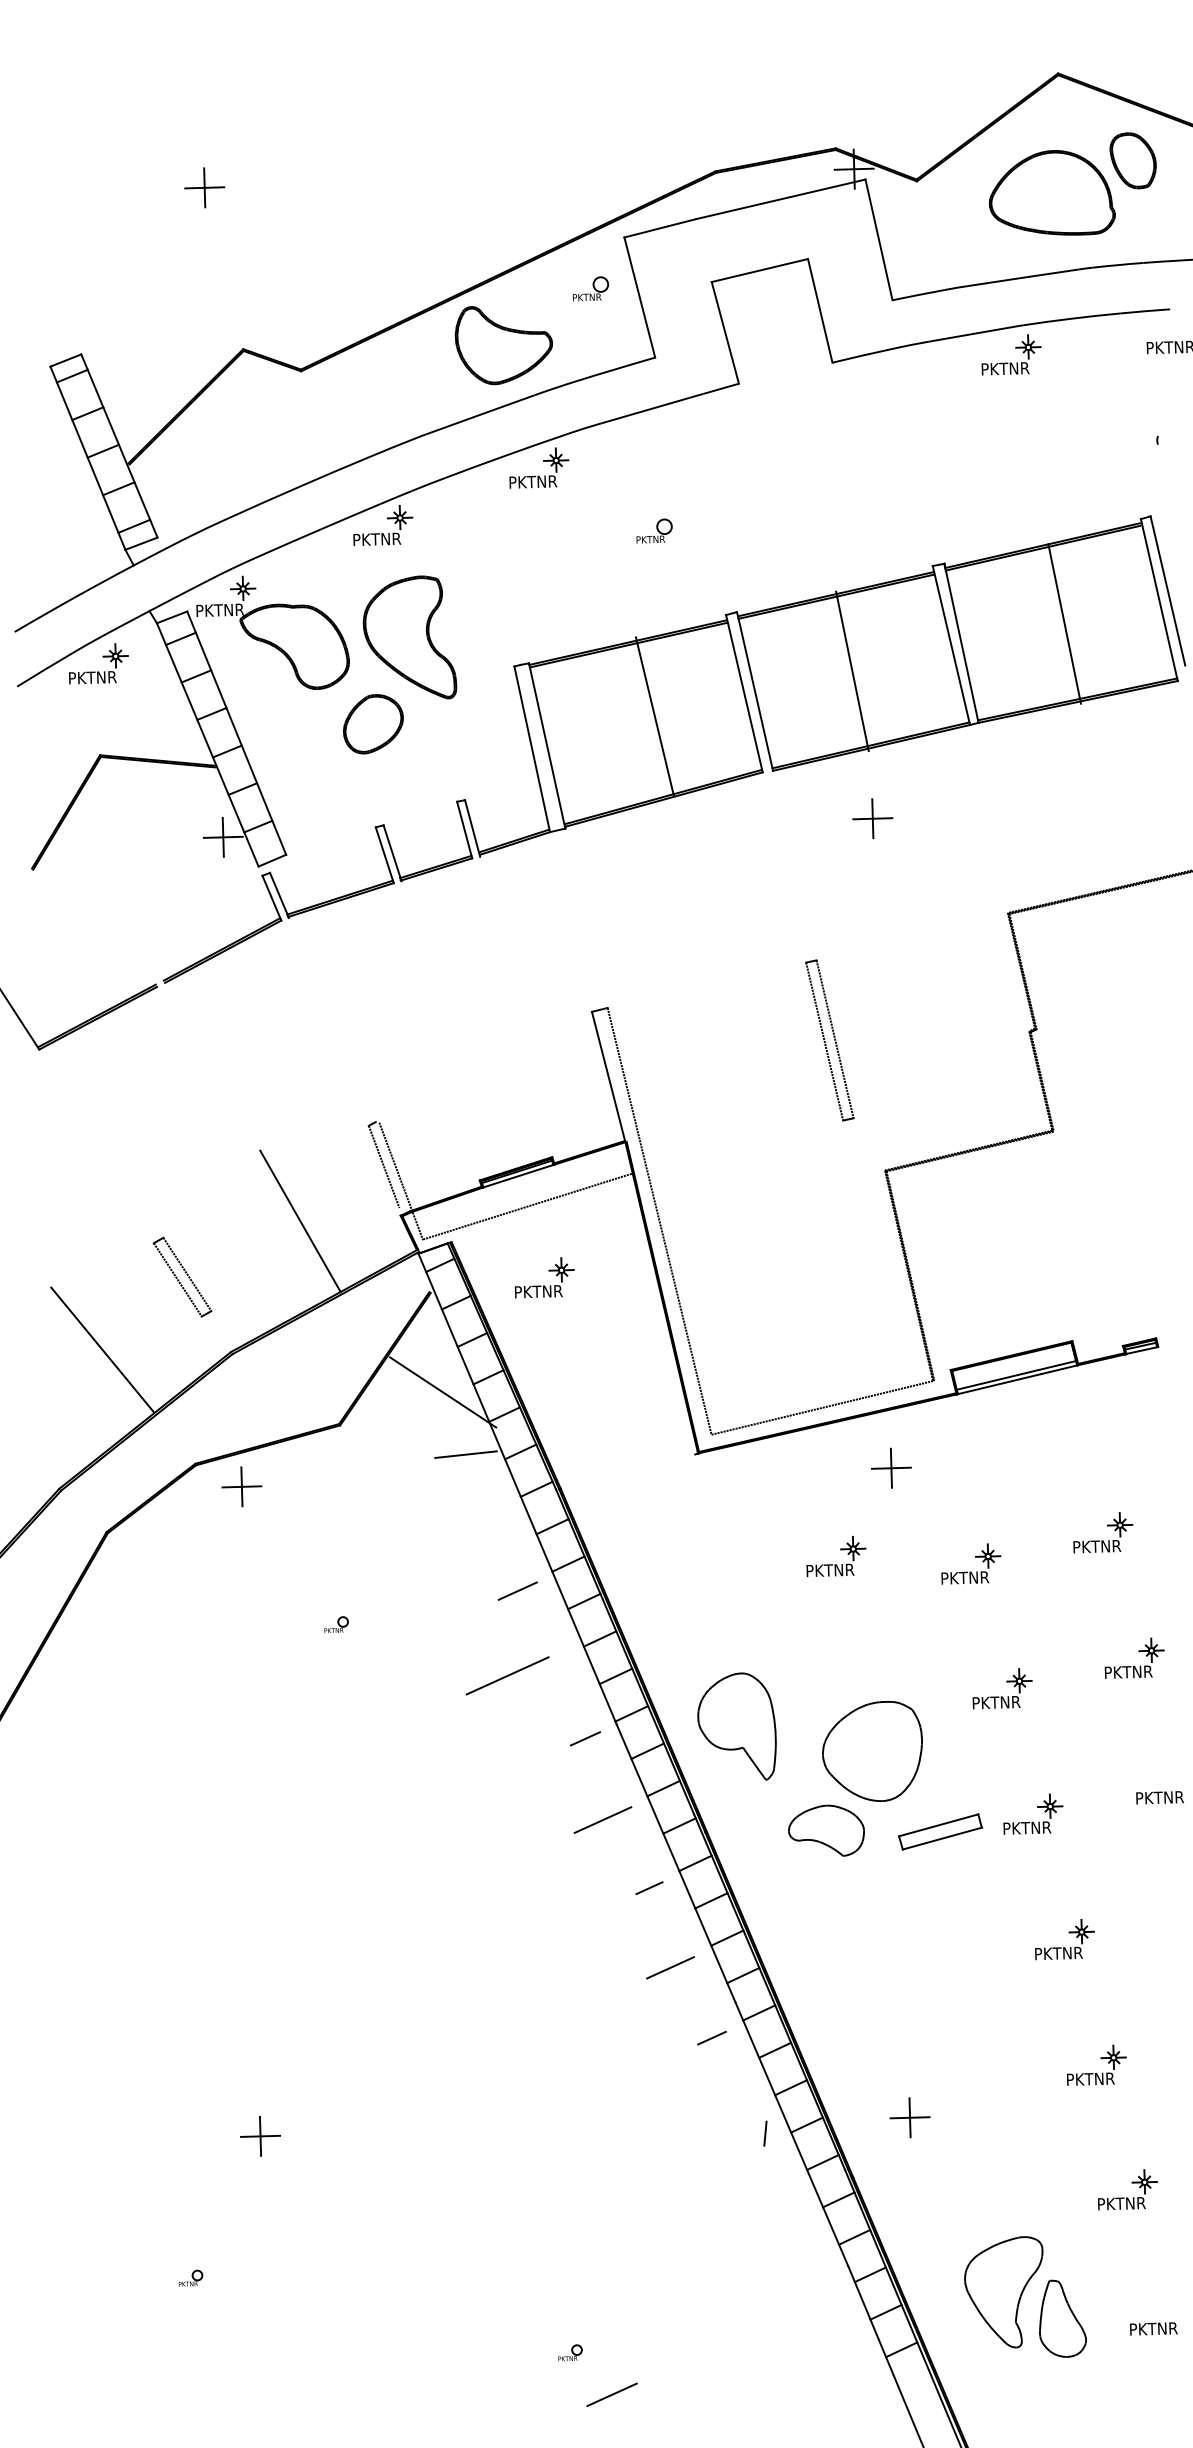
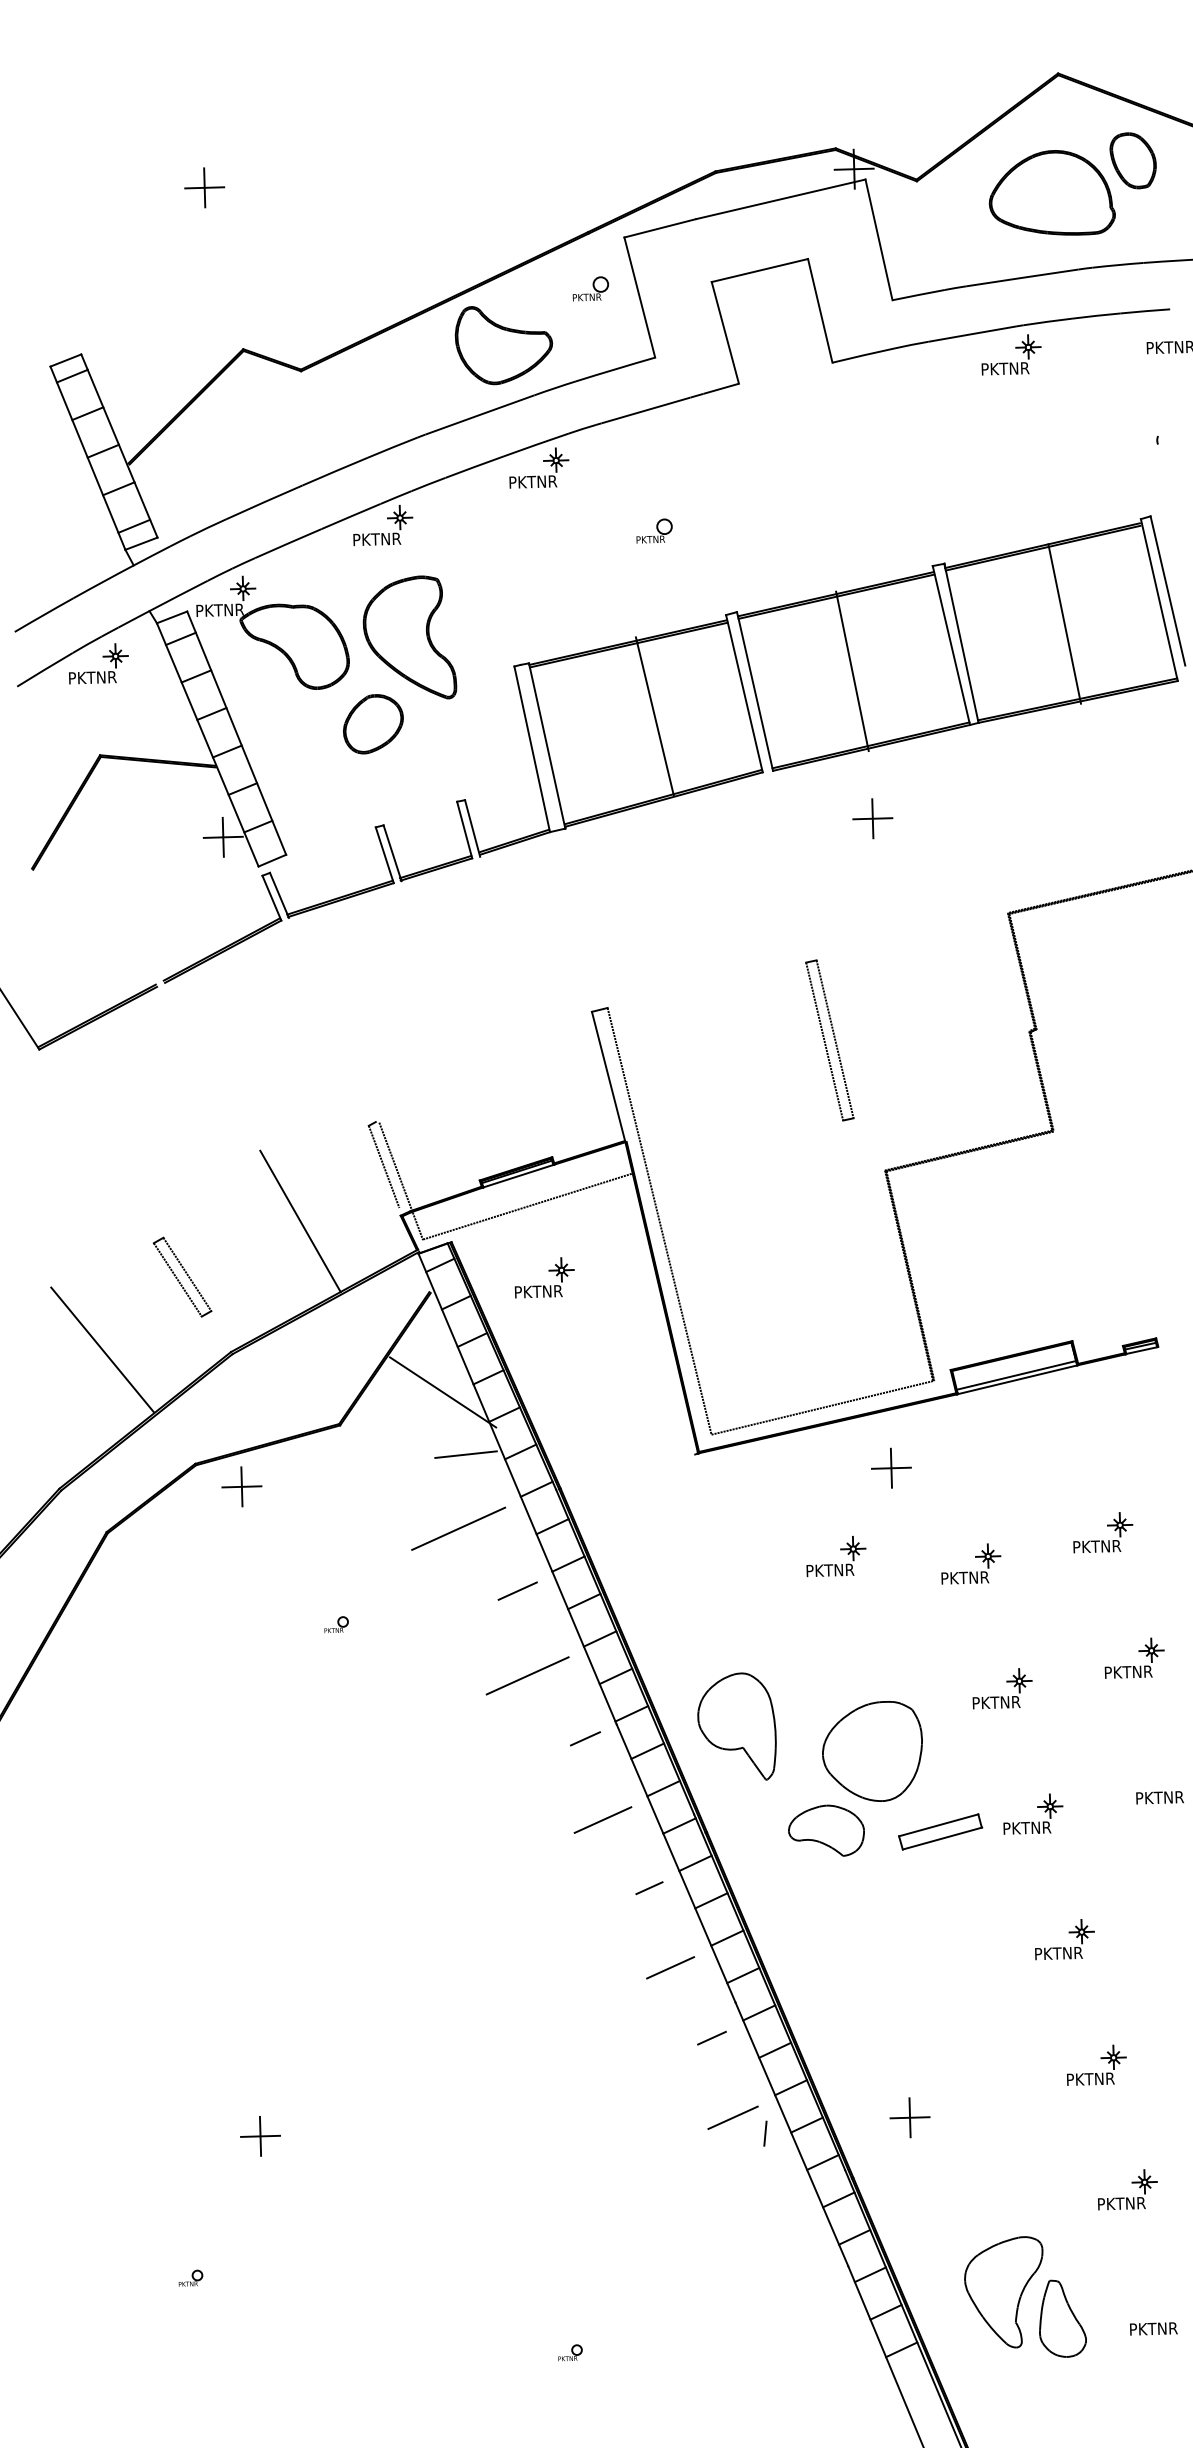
line: none -> present (458, 1528)
line position: (507, 1675) -> (527, 1675) (527, 1675)
line position: (611, 2394) -> (732, 2117) (732, 2117)
